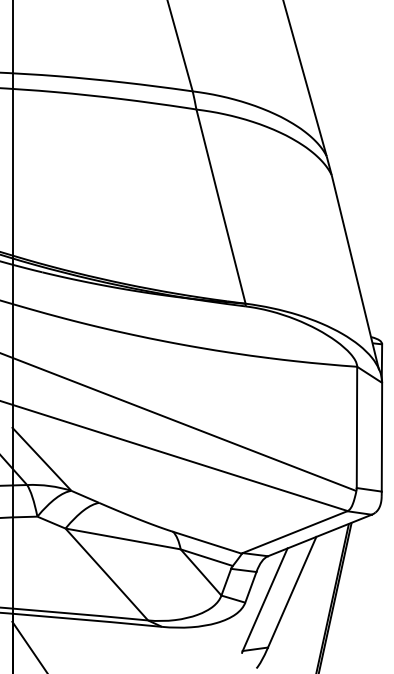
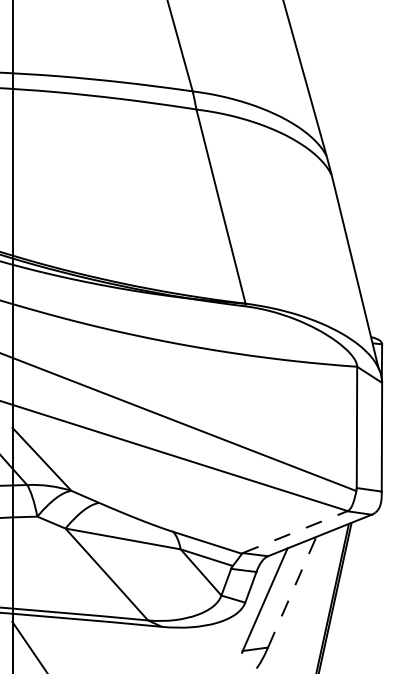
line: solid -> dashed (295, 531)
line: solid -> dashed (292, 591)
